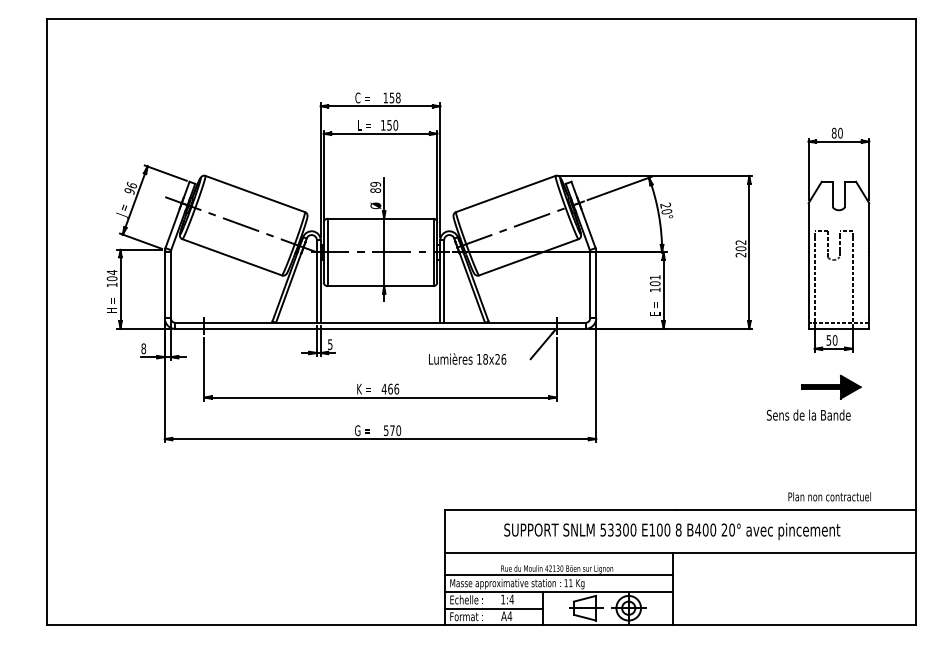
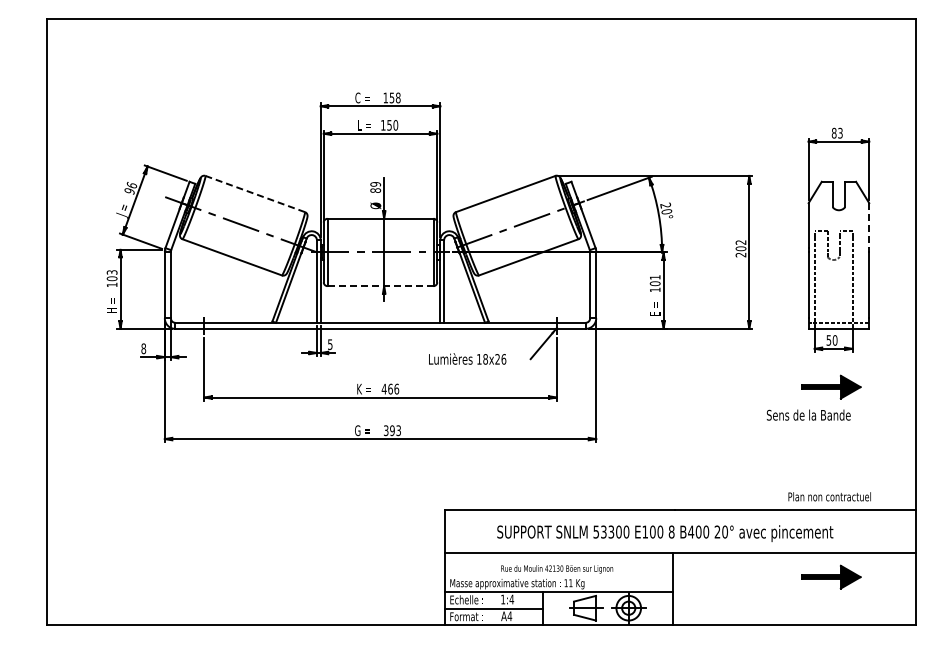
text: 80 -> 83 (840, 132)
line: solid -> dashed (255, 194)
line: solid -> dashed (869, 226)
text: 104 -> 103 (111, 272)
line: solid -> dashed (380, 286)
text: 570 -> 393 (392, 430)
text position: (672, 531) -> (665, 533) (665, 533)
line: present -> none (558, 575)
part: none -> present (831, 576)
